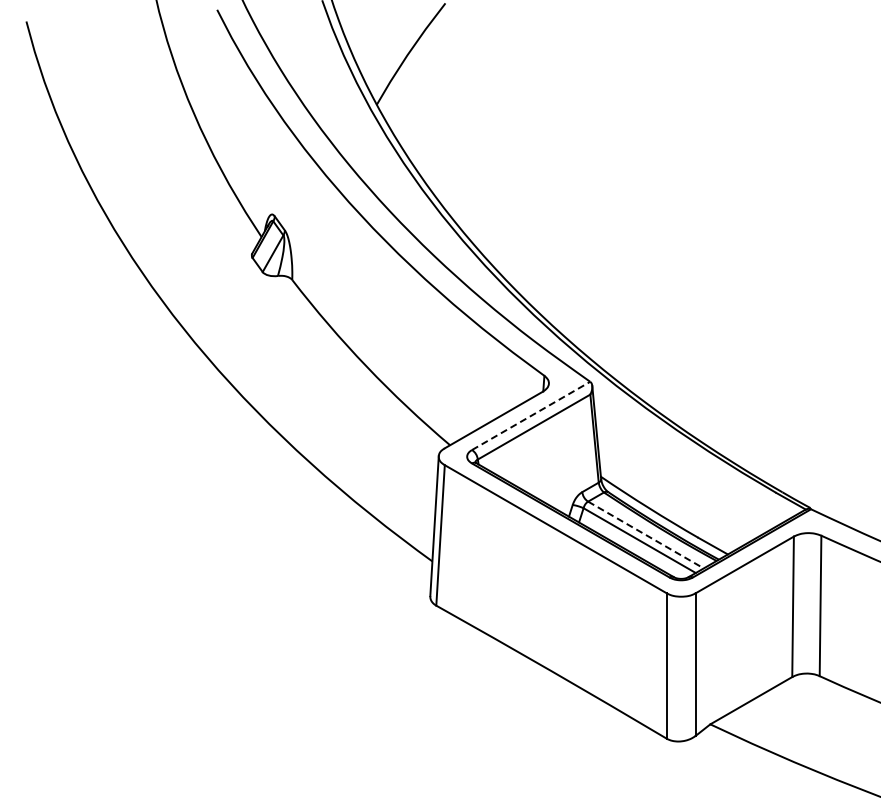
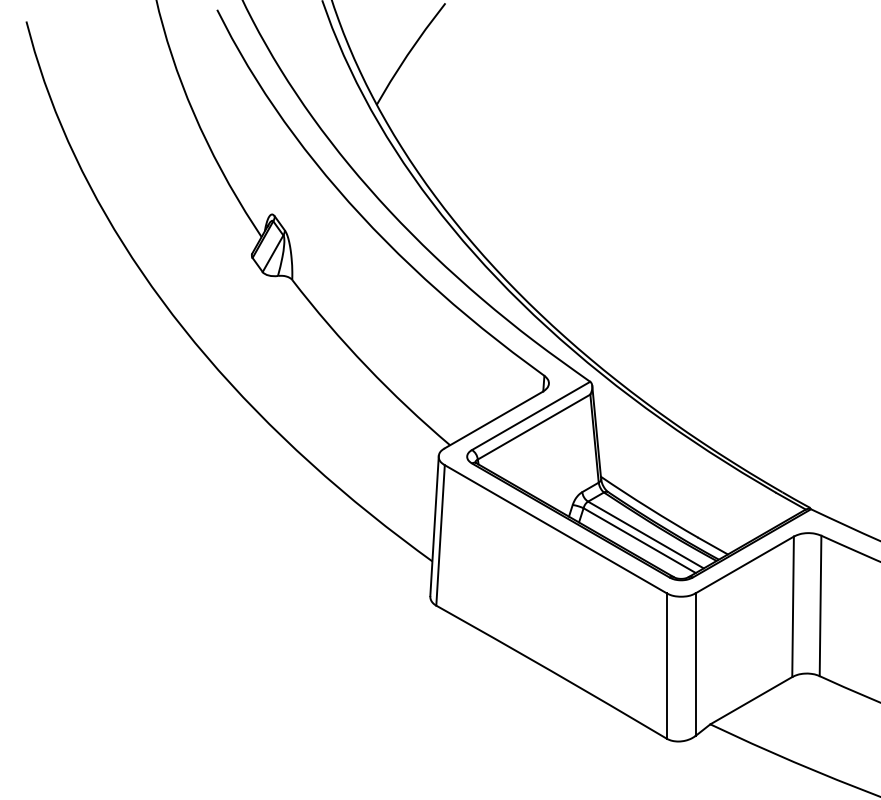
line: dashed -> solid (531, 415)
line: dashed -> solid (645, 535)
